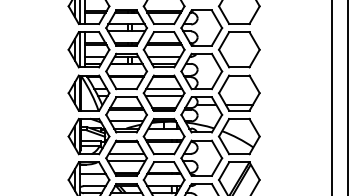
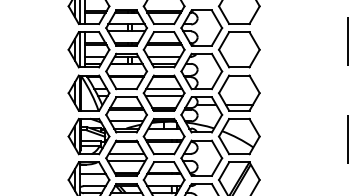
line: present -> none (332, 97)
line: solid -> dashed (348, 98)
